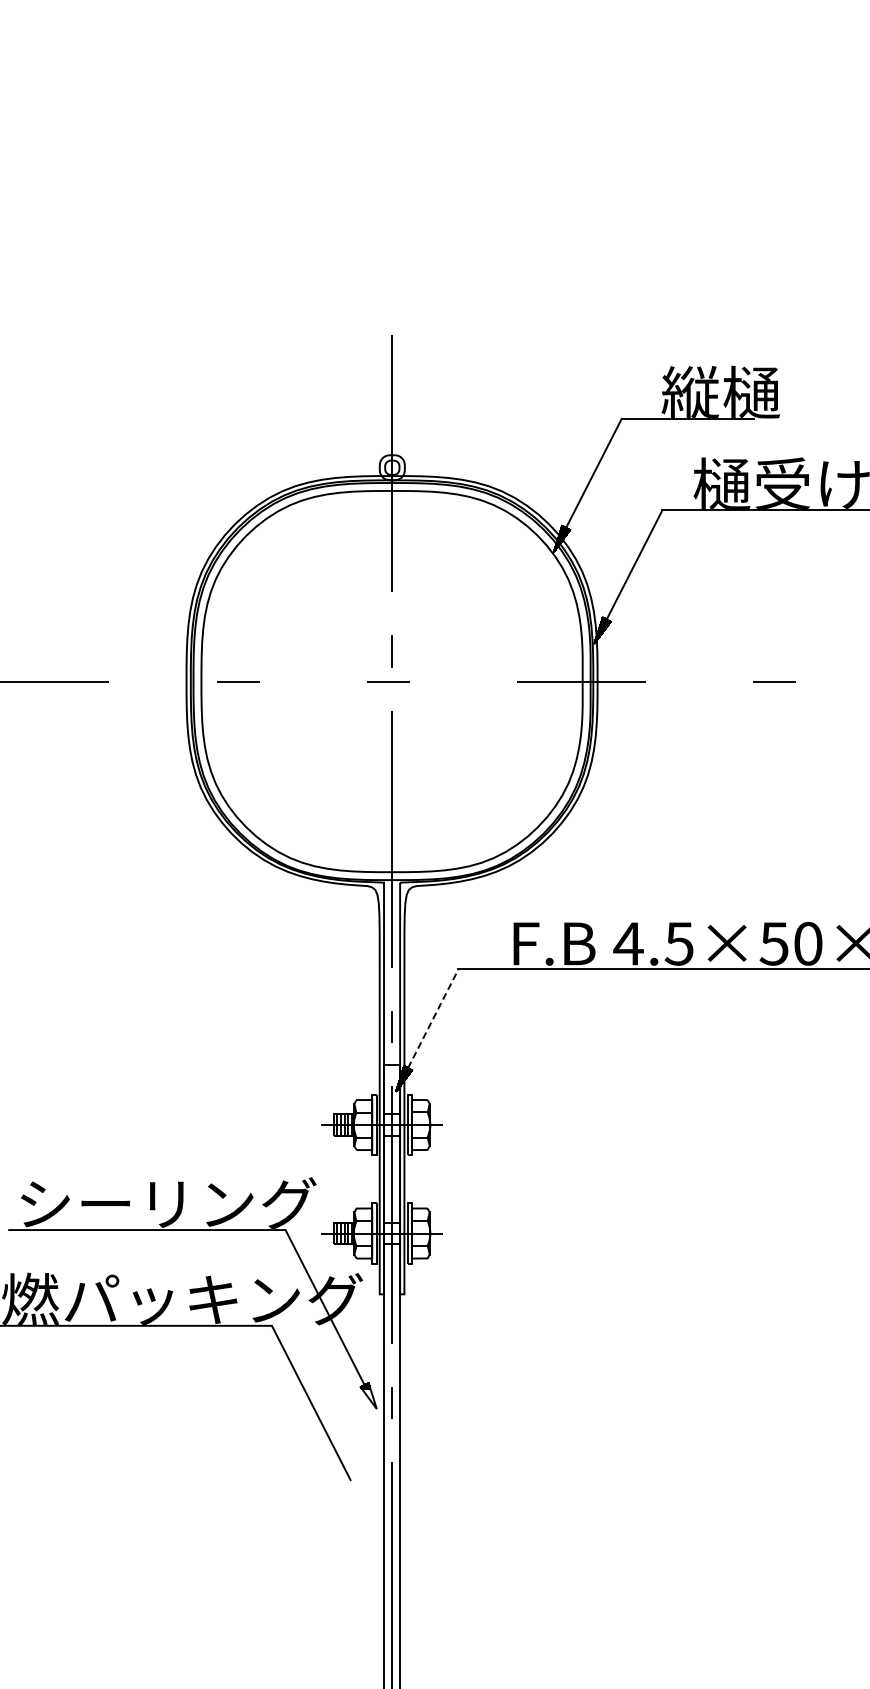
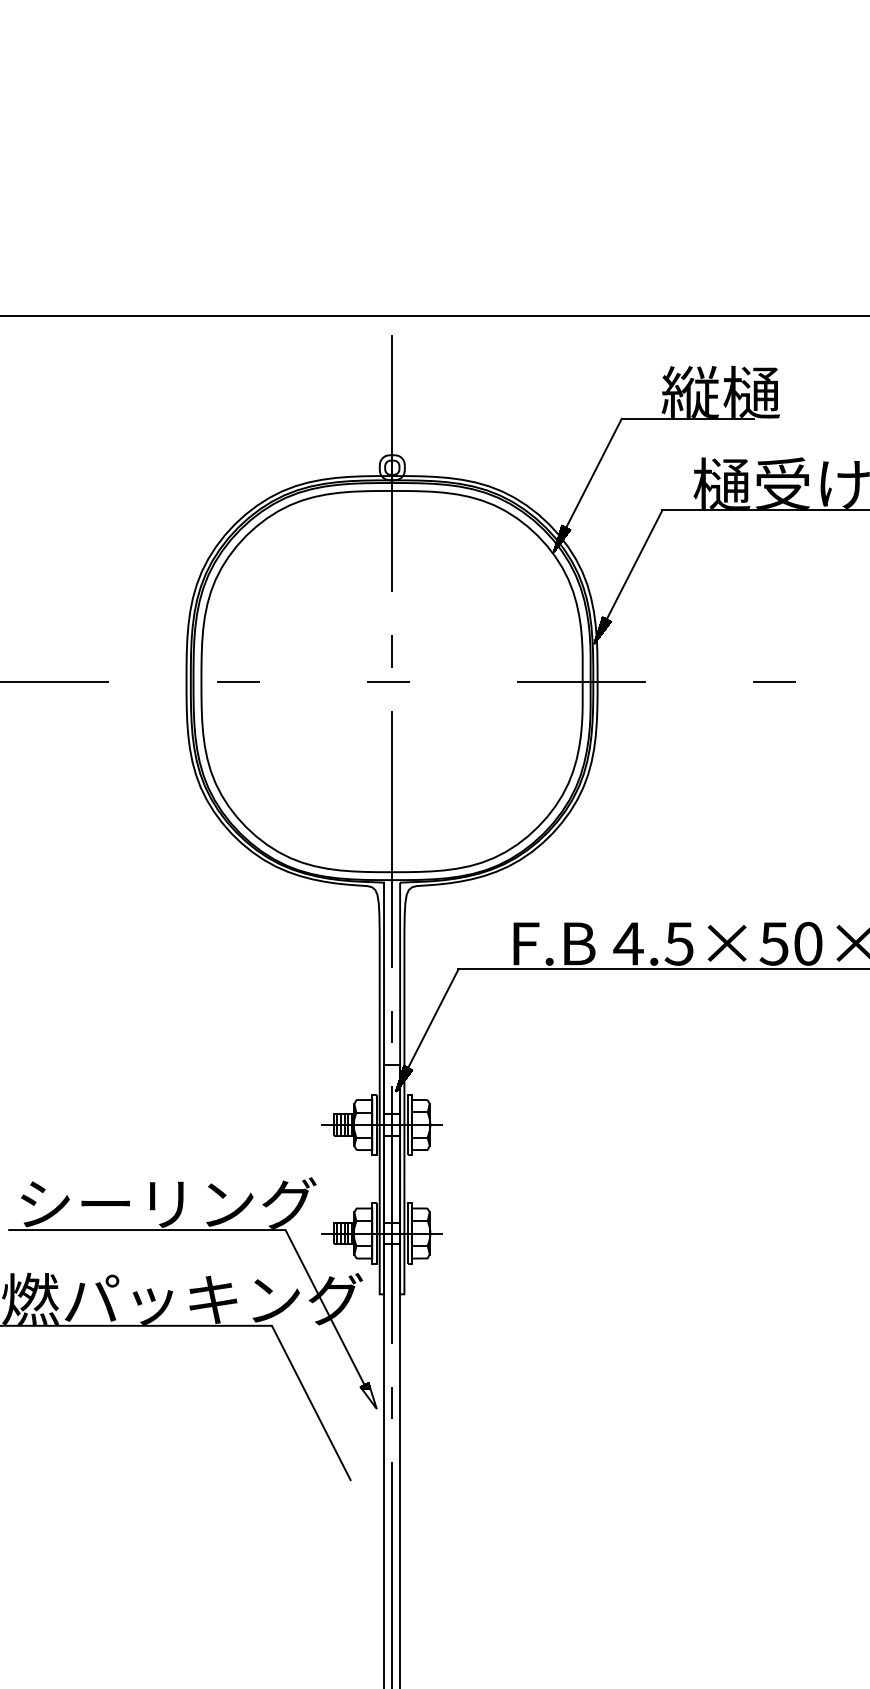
line: none -> present (434, 316)
line: dashed -> solid (433, 1018)
